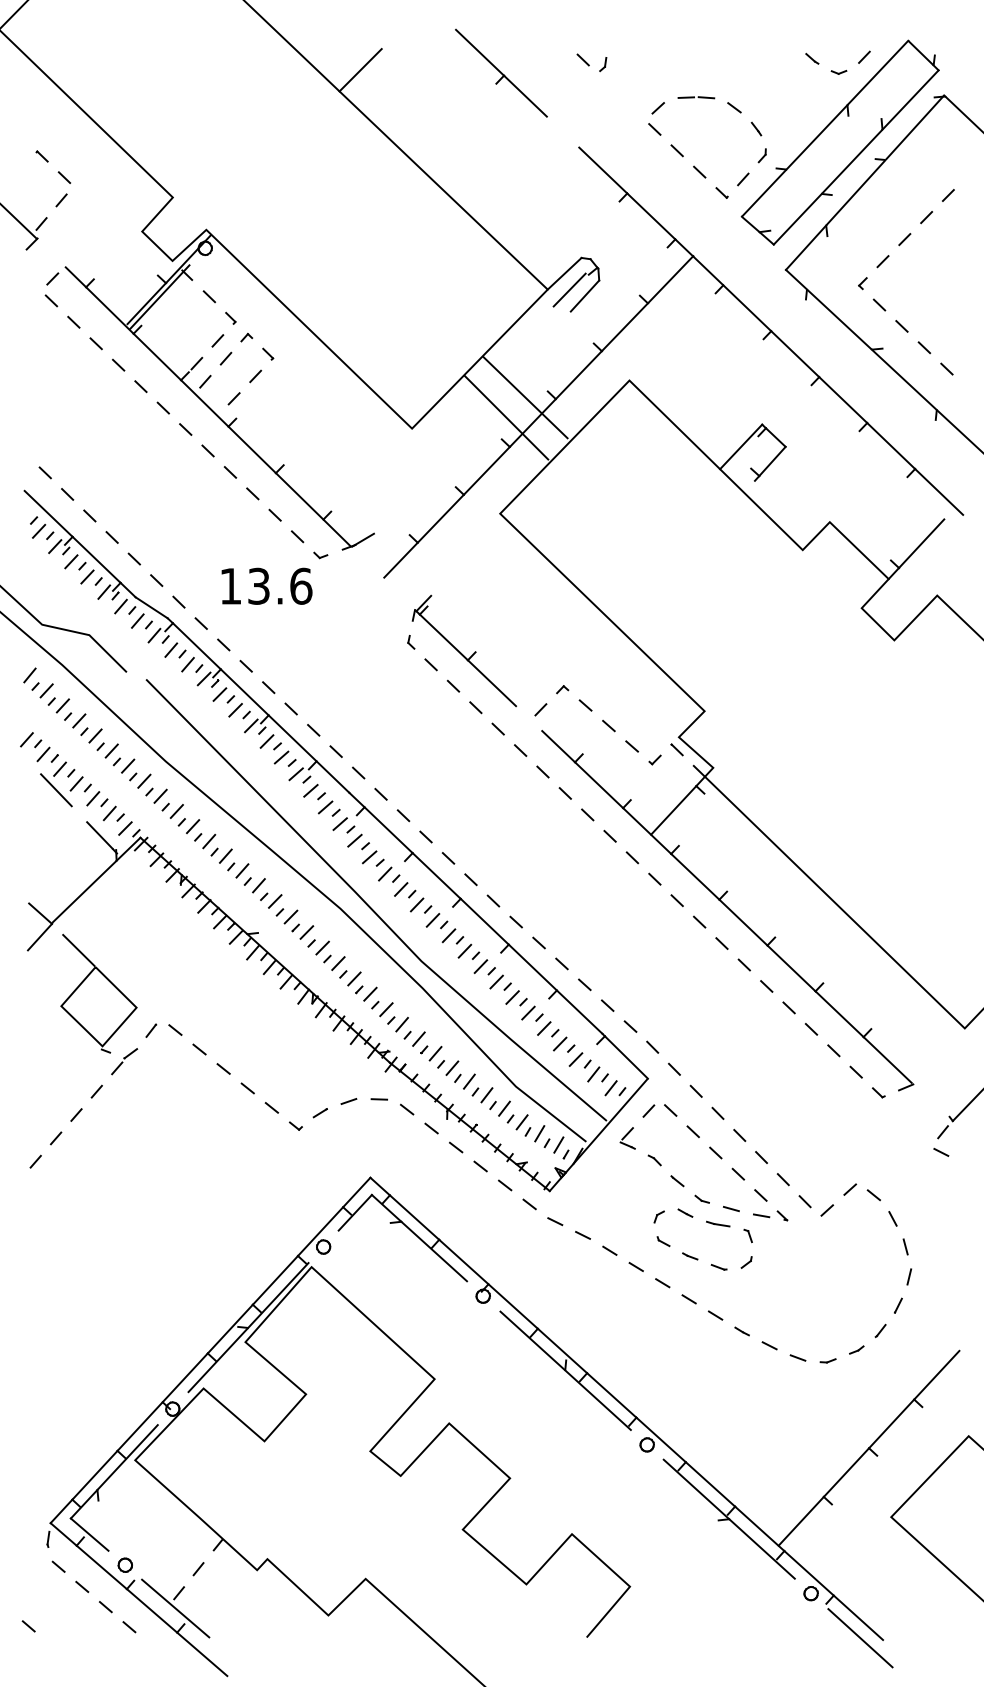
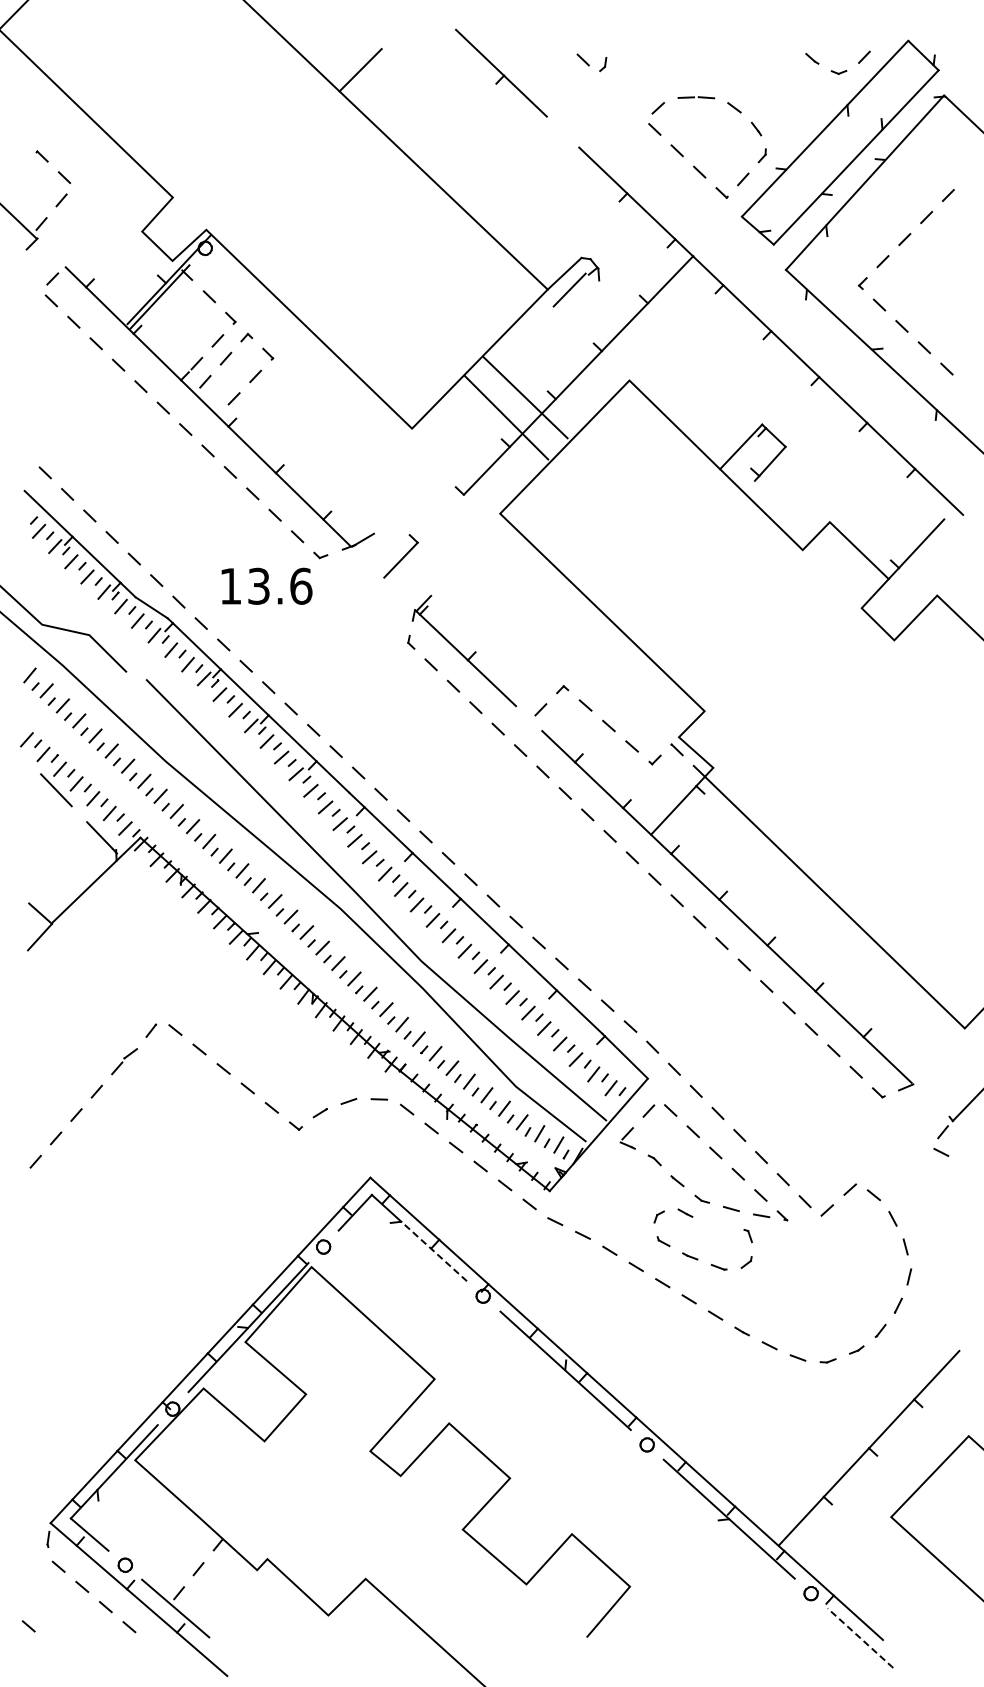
line: present -> none (584, 295)
line: present -> none (440, 518)
part: present -> none (98, 993)
line: present -> none (718, 1223)
line: solid -> dashed (433, 1251)
line: solid -> dashed (860, 1638)
